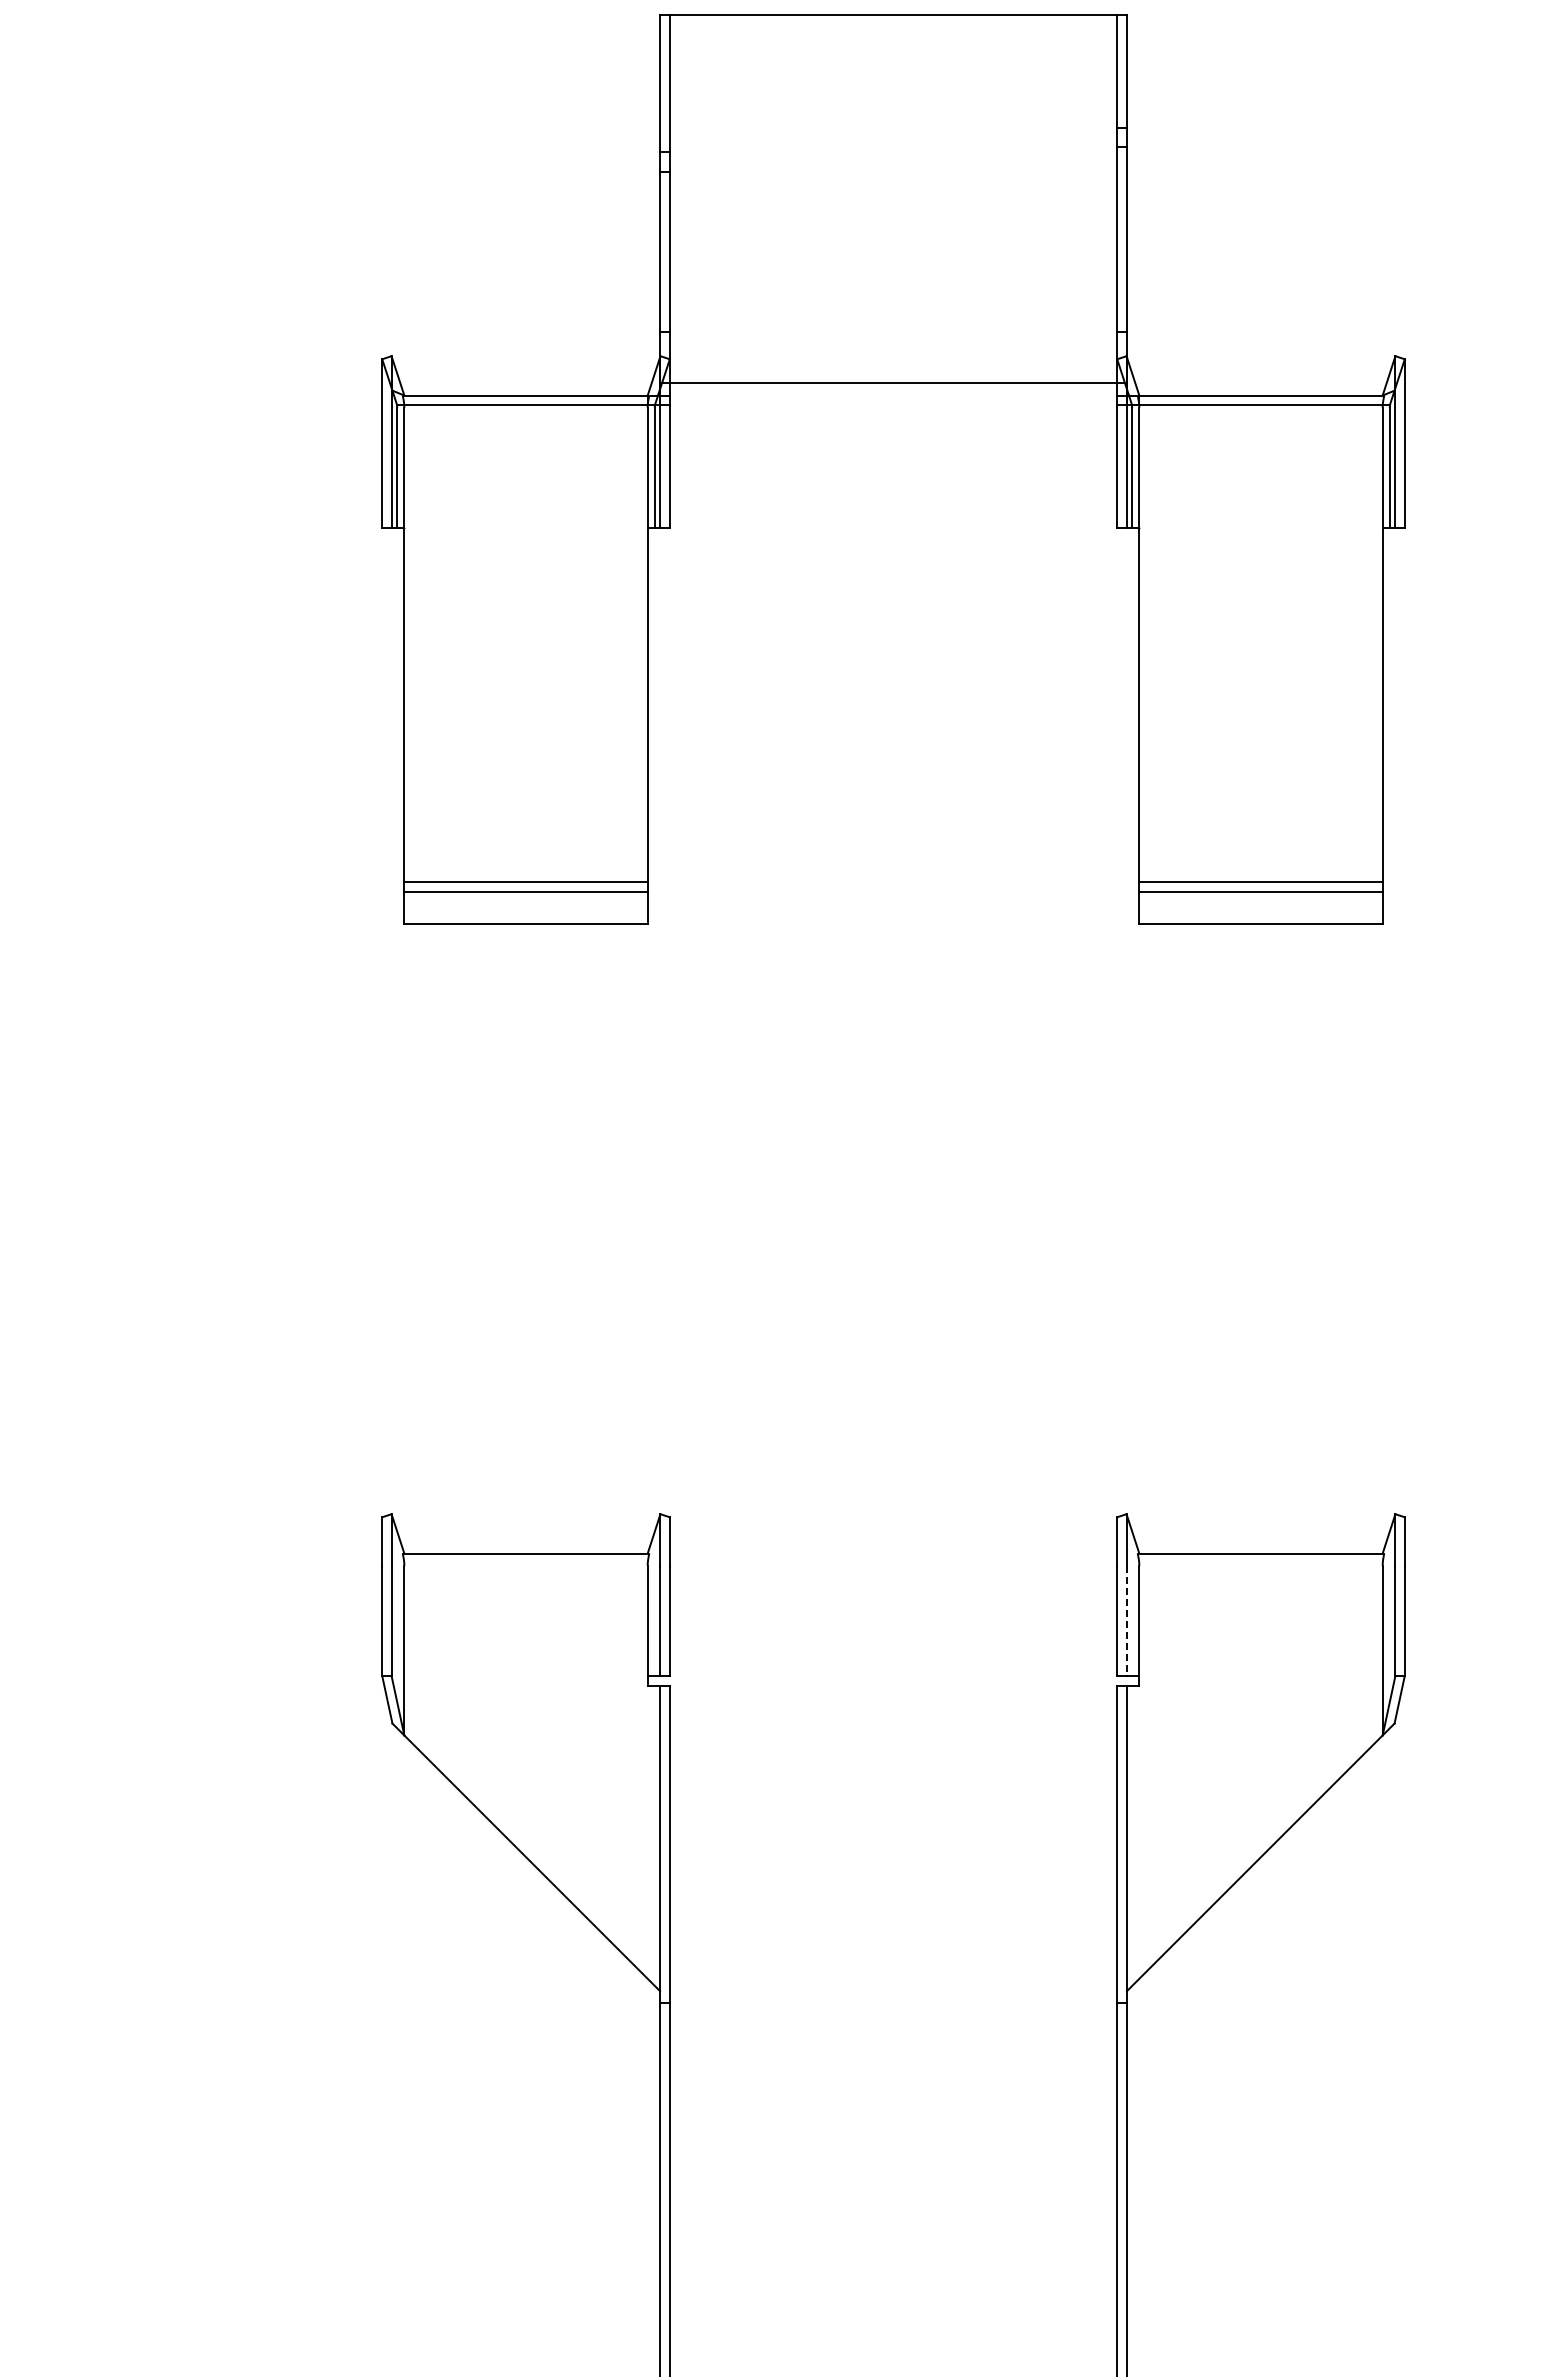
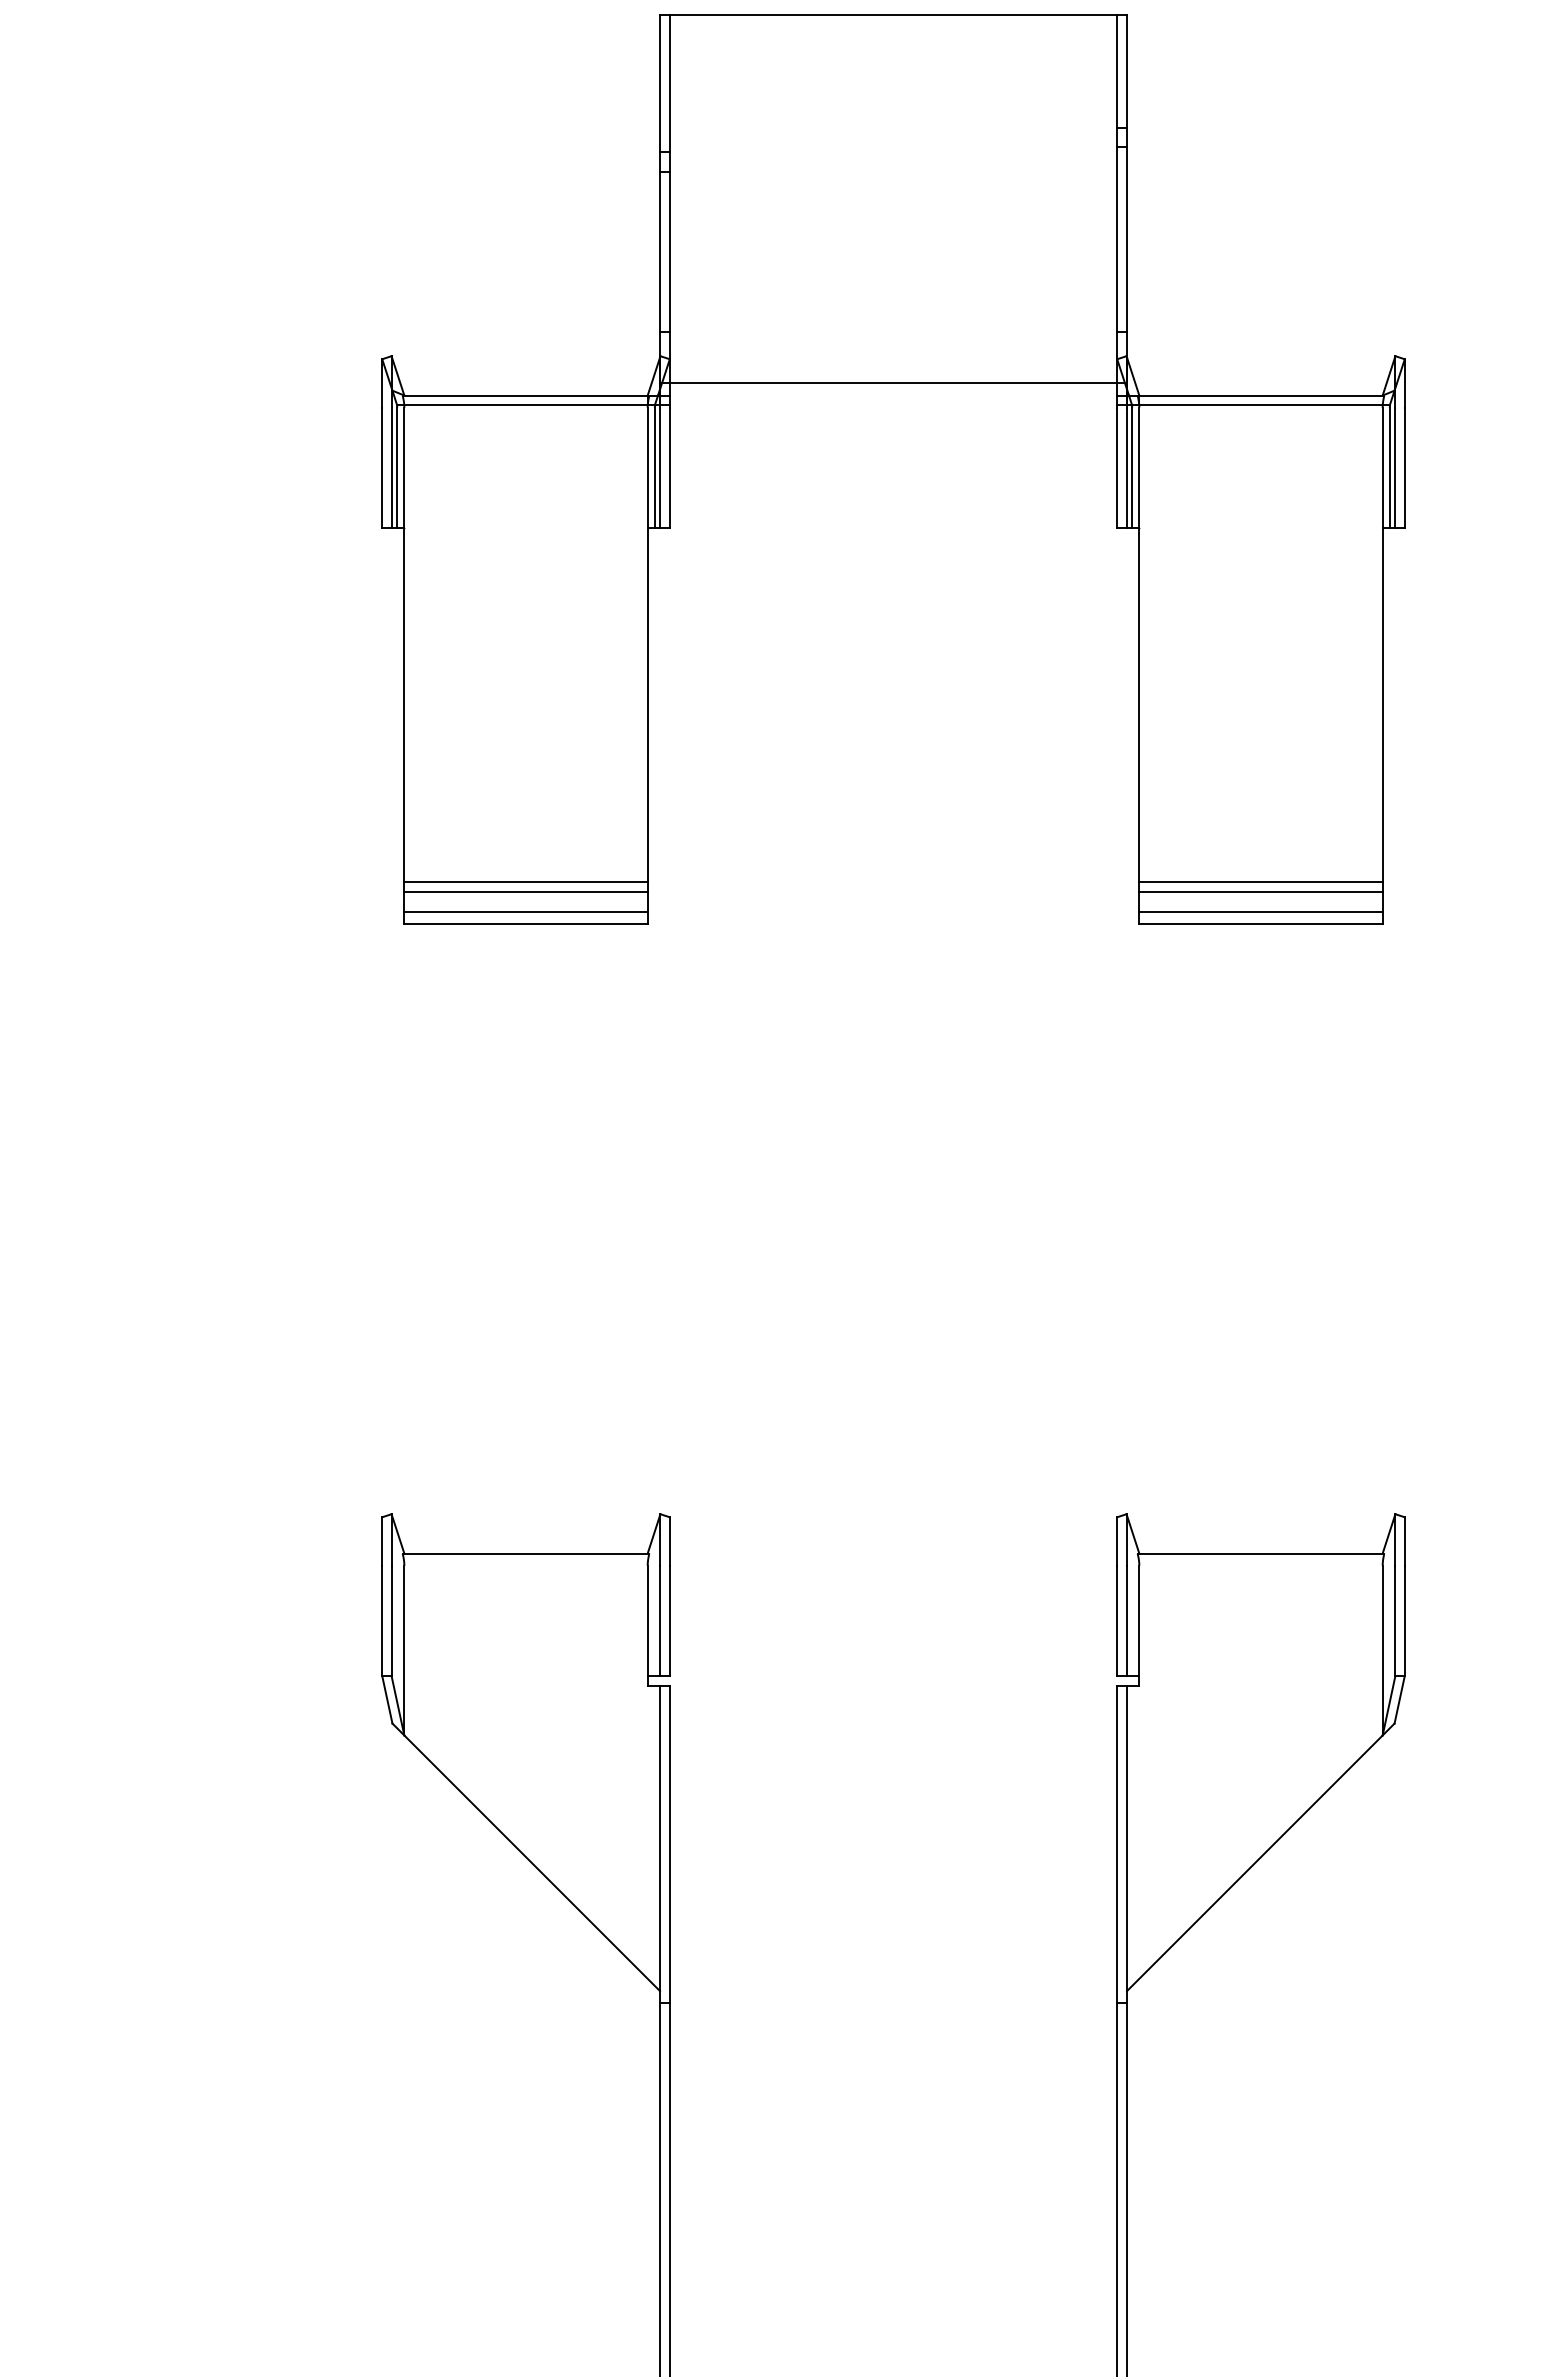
line: none -> present (525, 911)
line: none -> present (1260, 911)
line: dashed -> solid (1126, 1621)
